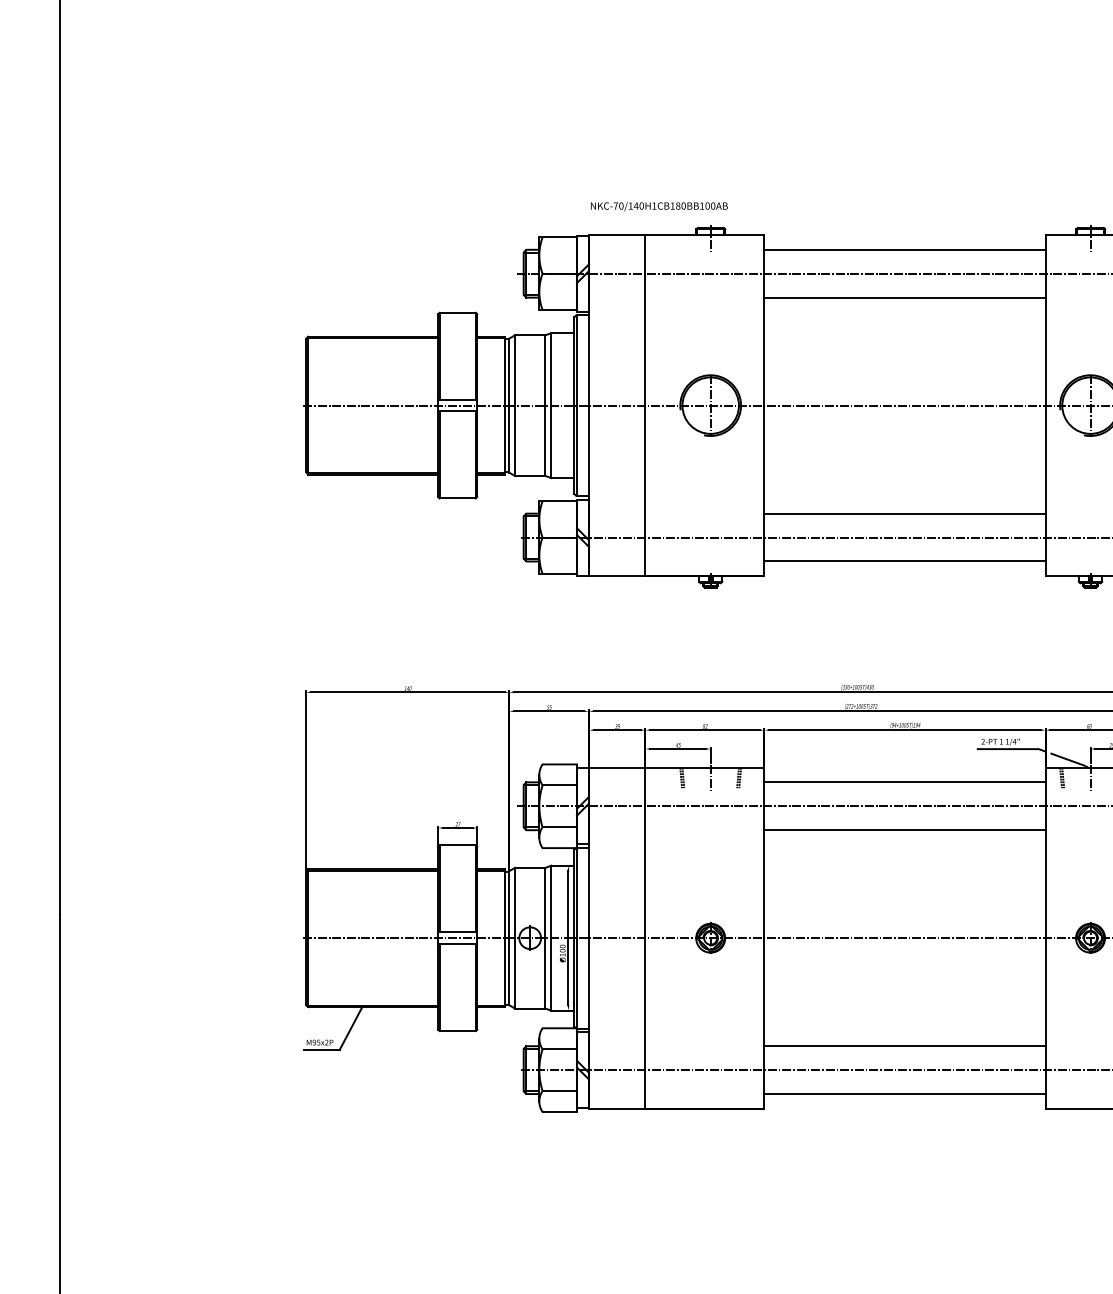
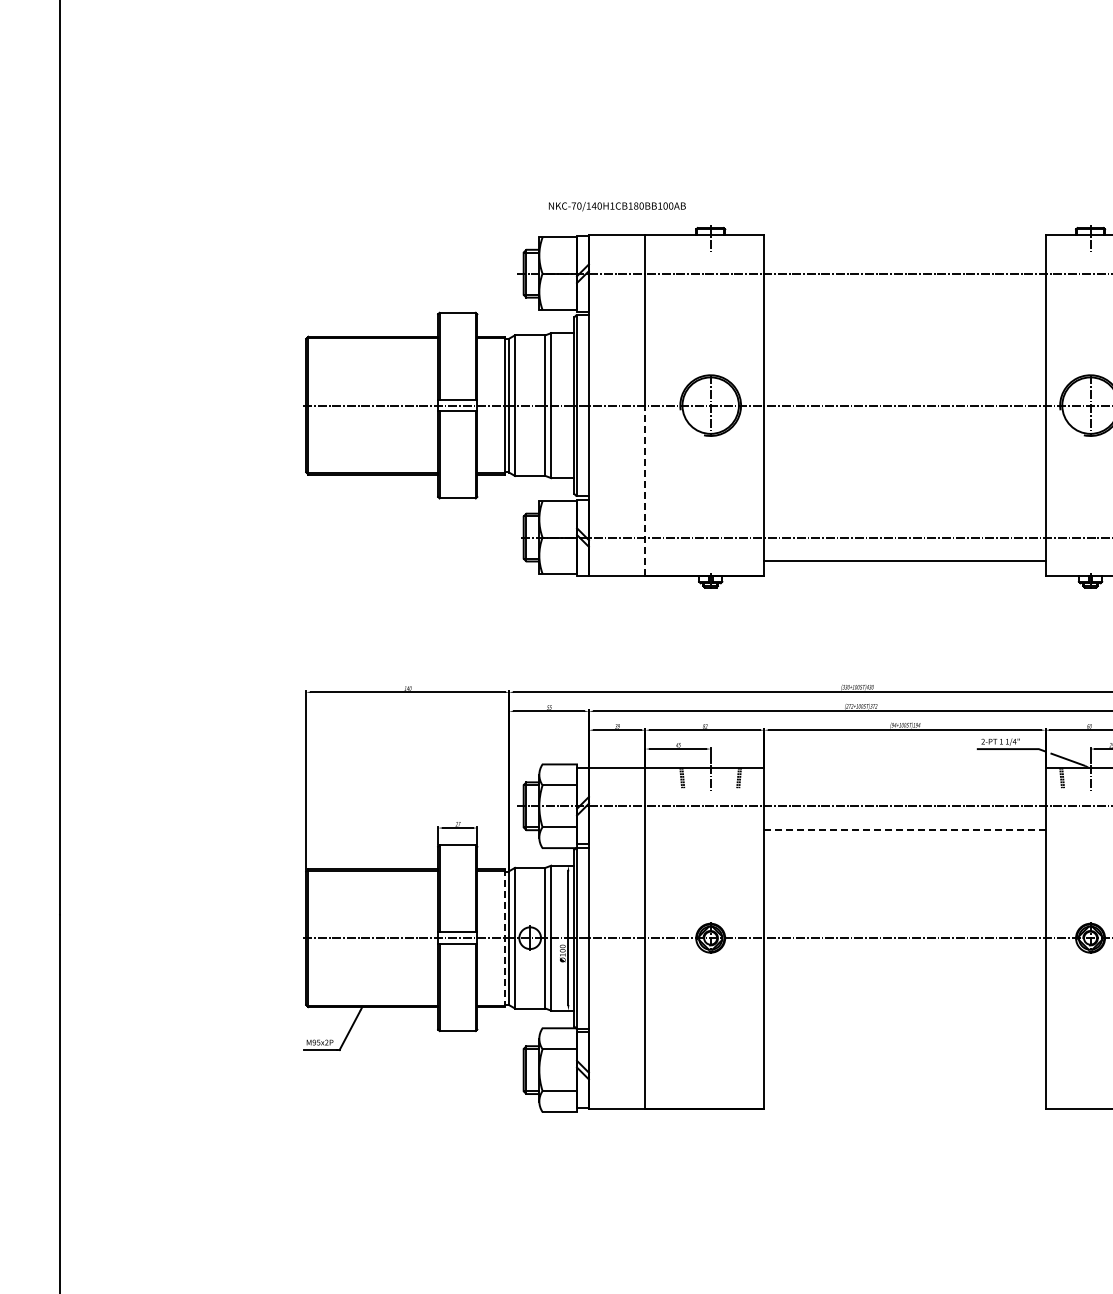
text position: (659, 206) -> (617, 206) (617, 206)
line: present -> none (904, 249)
line: present -> none (904, 297)
line: solid -> dashed (645, 490)
line: present -> none (904, 513)
line: present -> none (904, 782)
line: solid -> dashed (904, 830)
line: solid -> dashed (504, 938)
line: present -> none (904, 1046)
line: present -> none (815, 1070)
line: present -> none (904, 1094)
